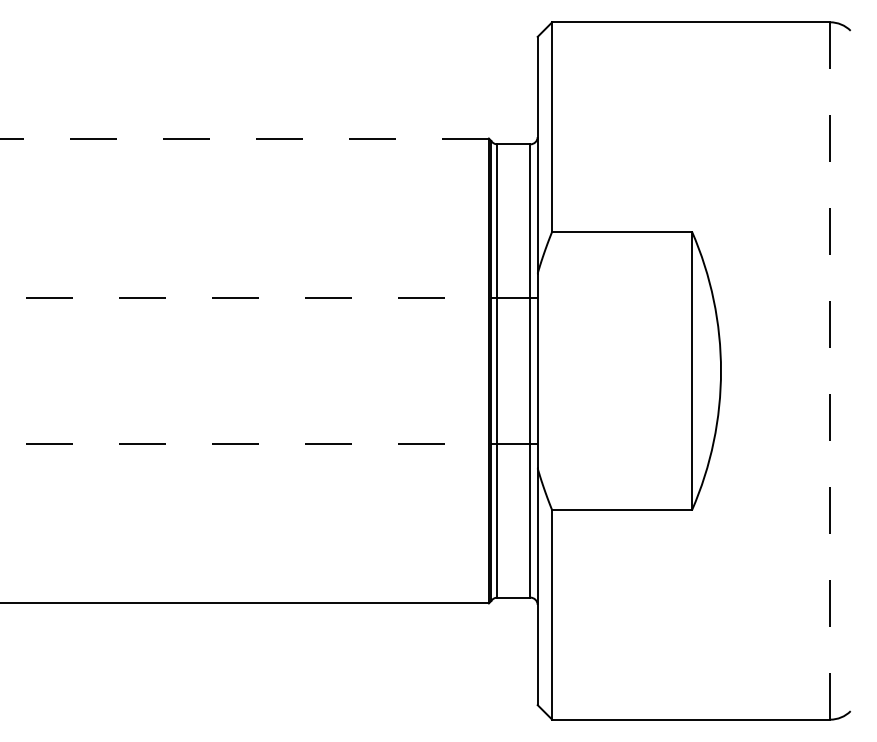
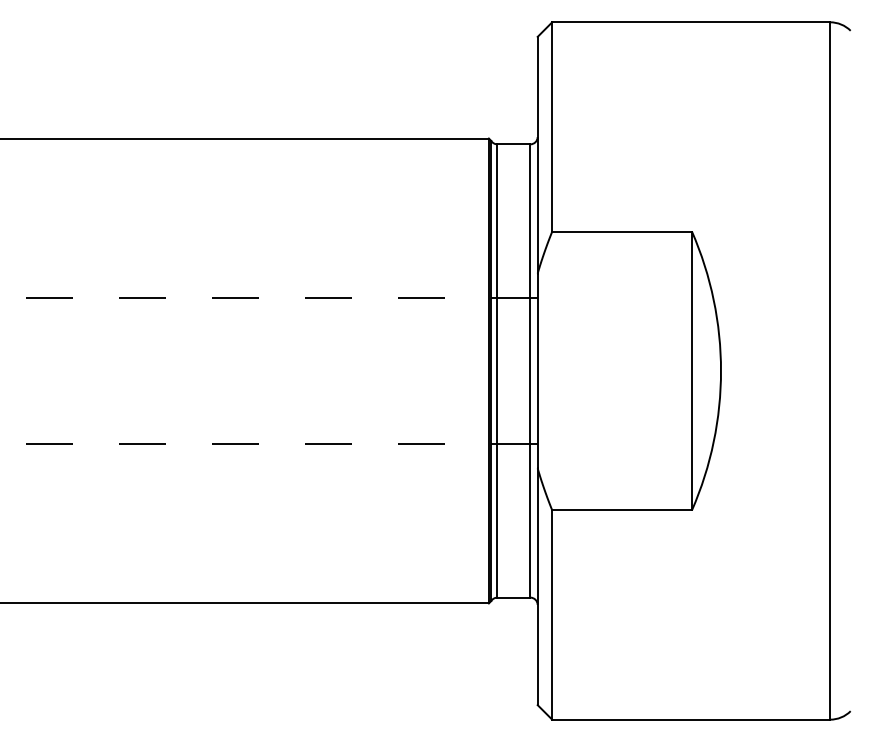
line: dashed -> solid (244, 138)
line: dashed -> solid (830, 370)
